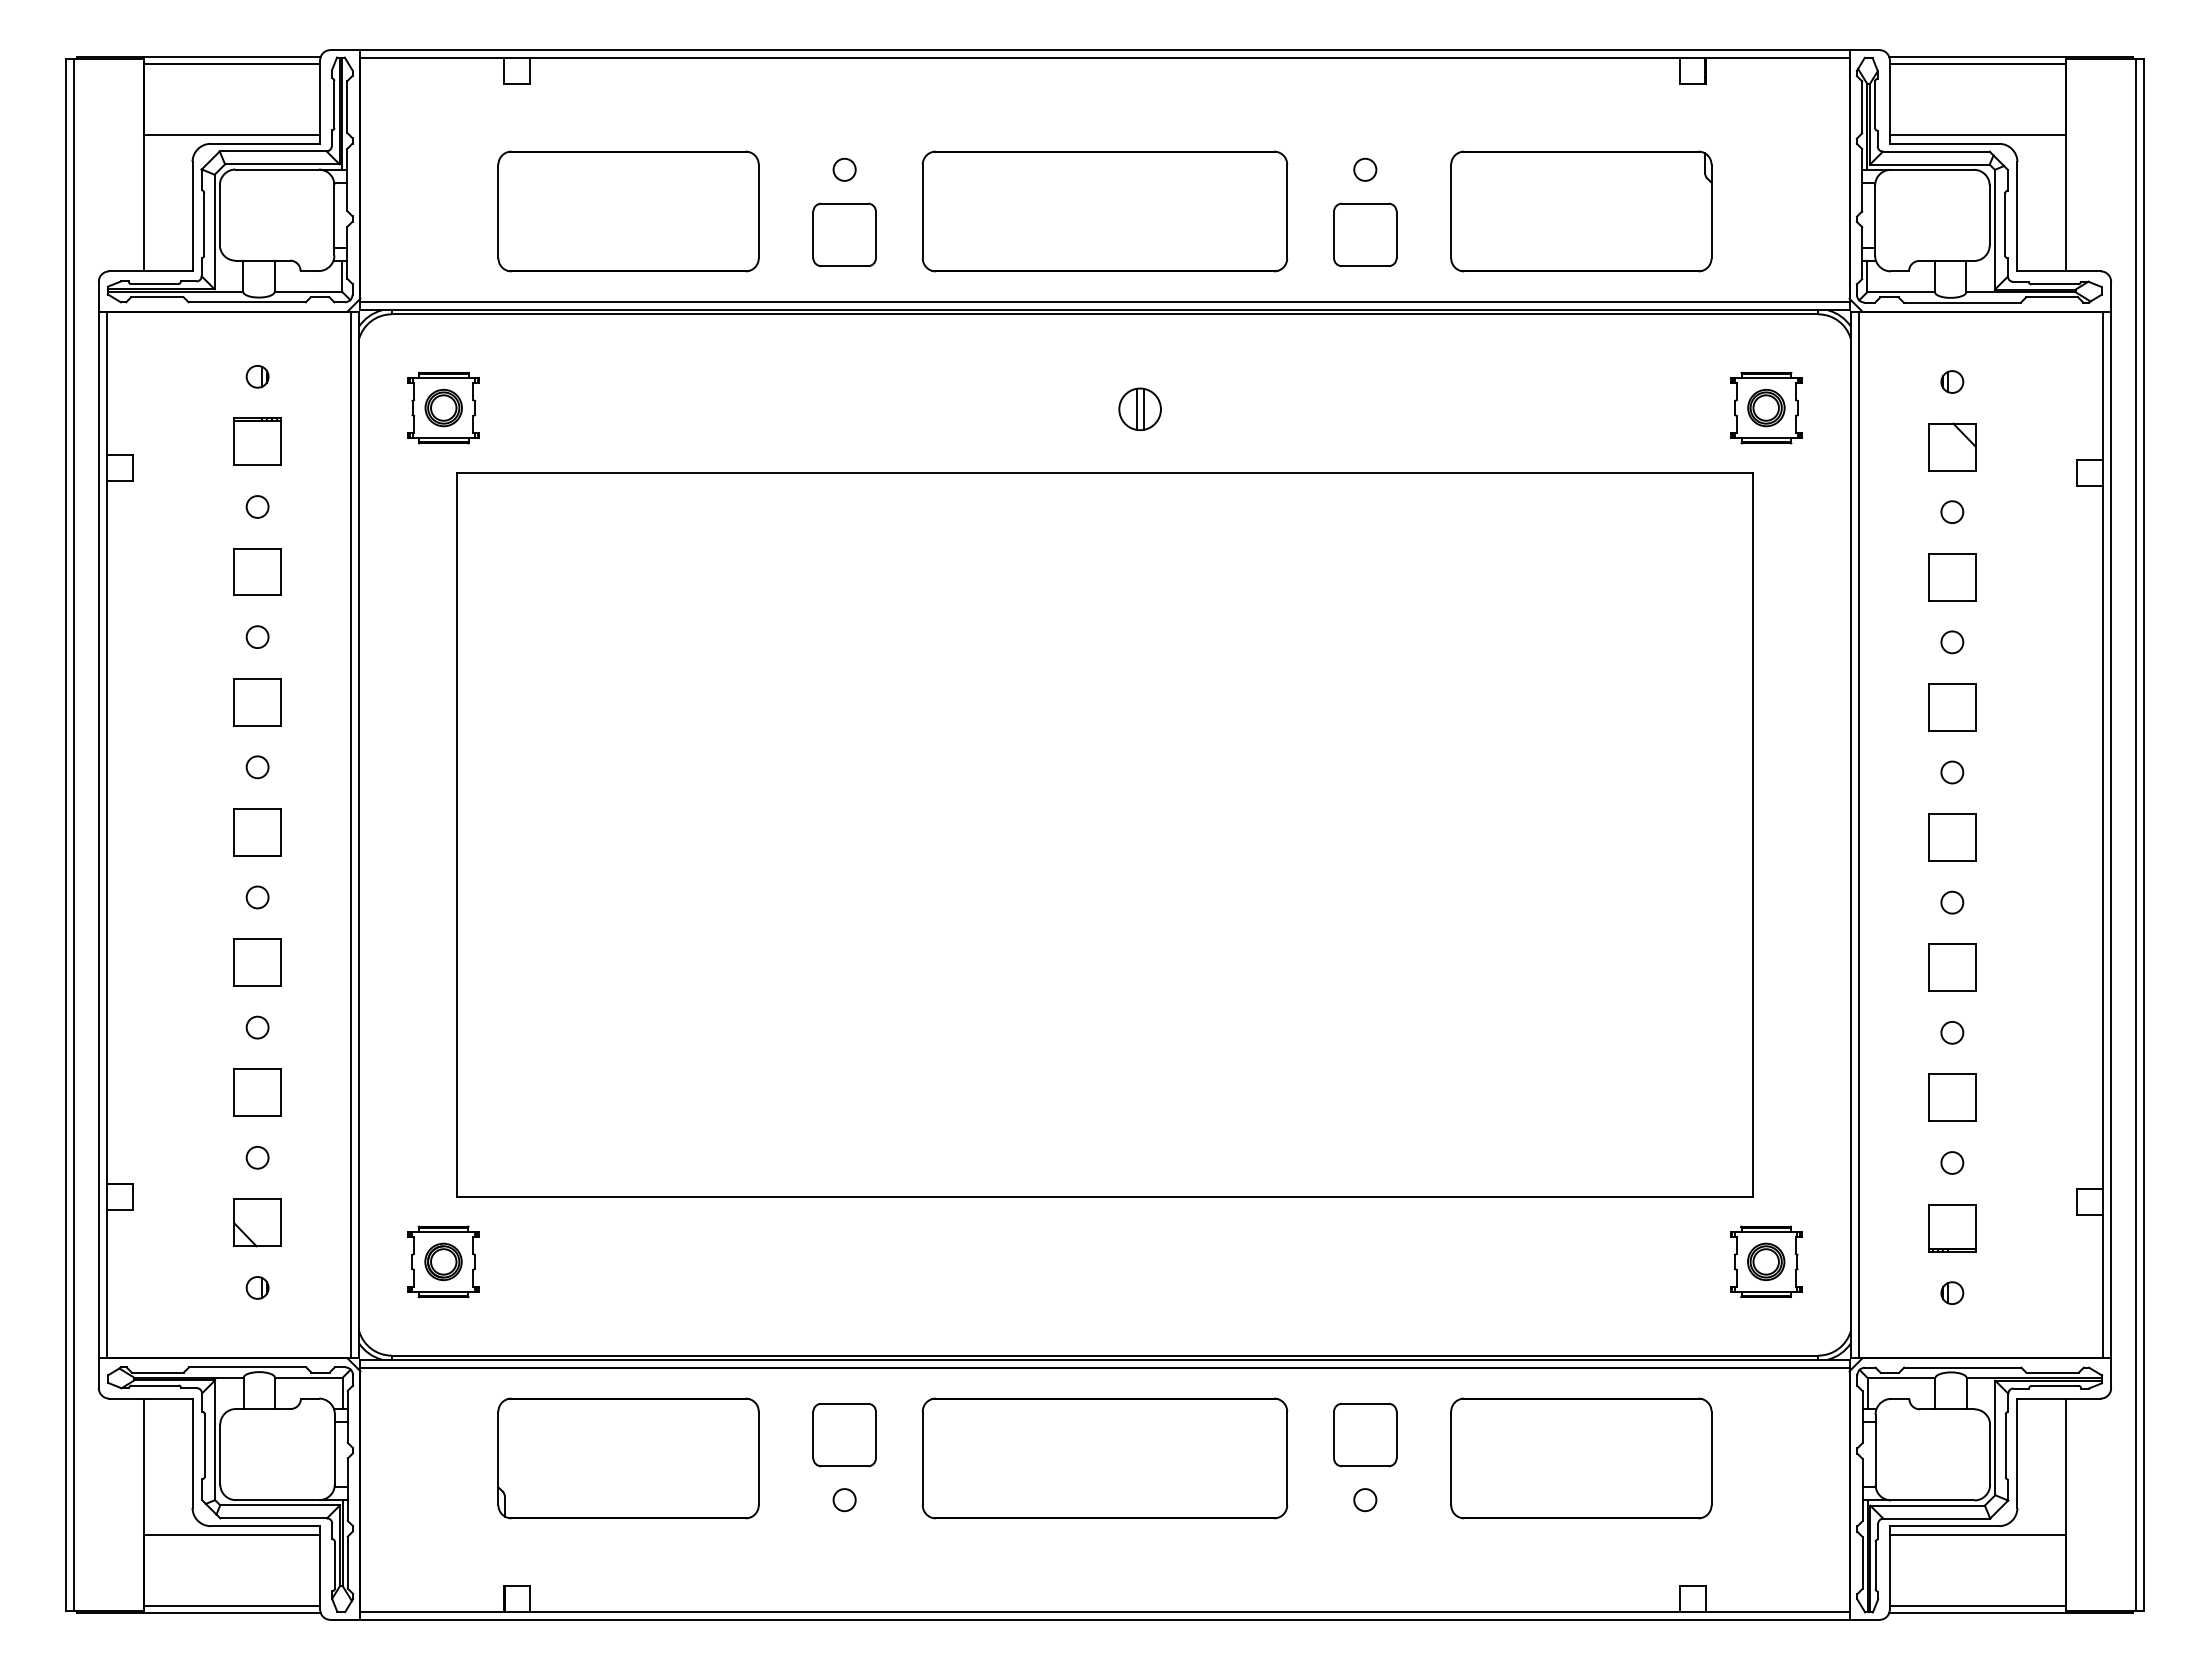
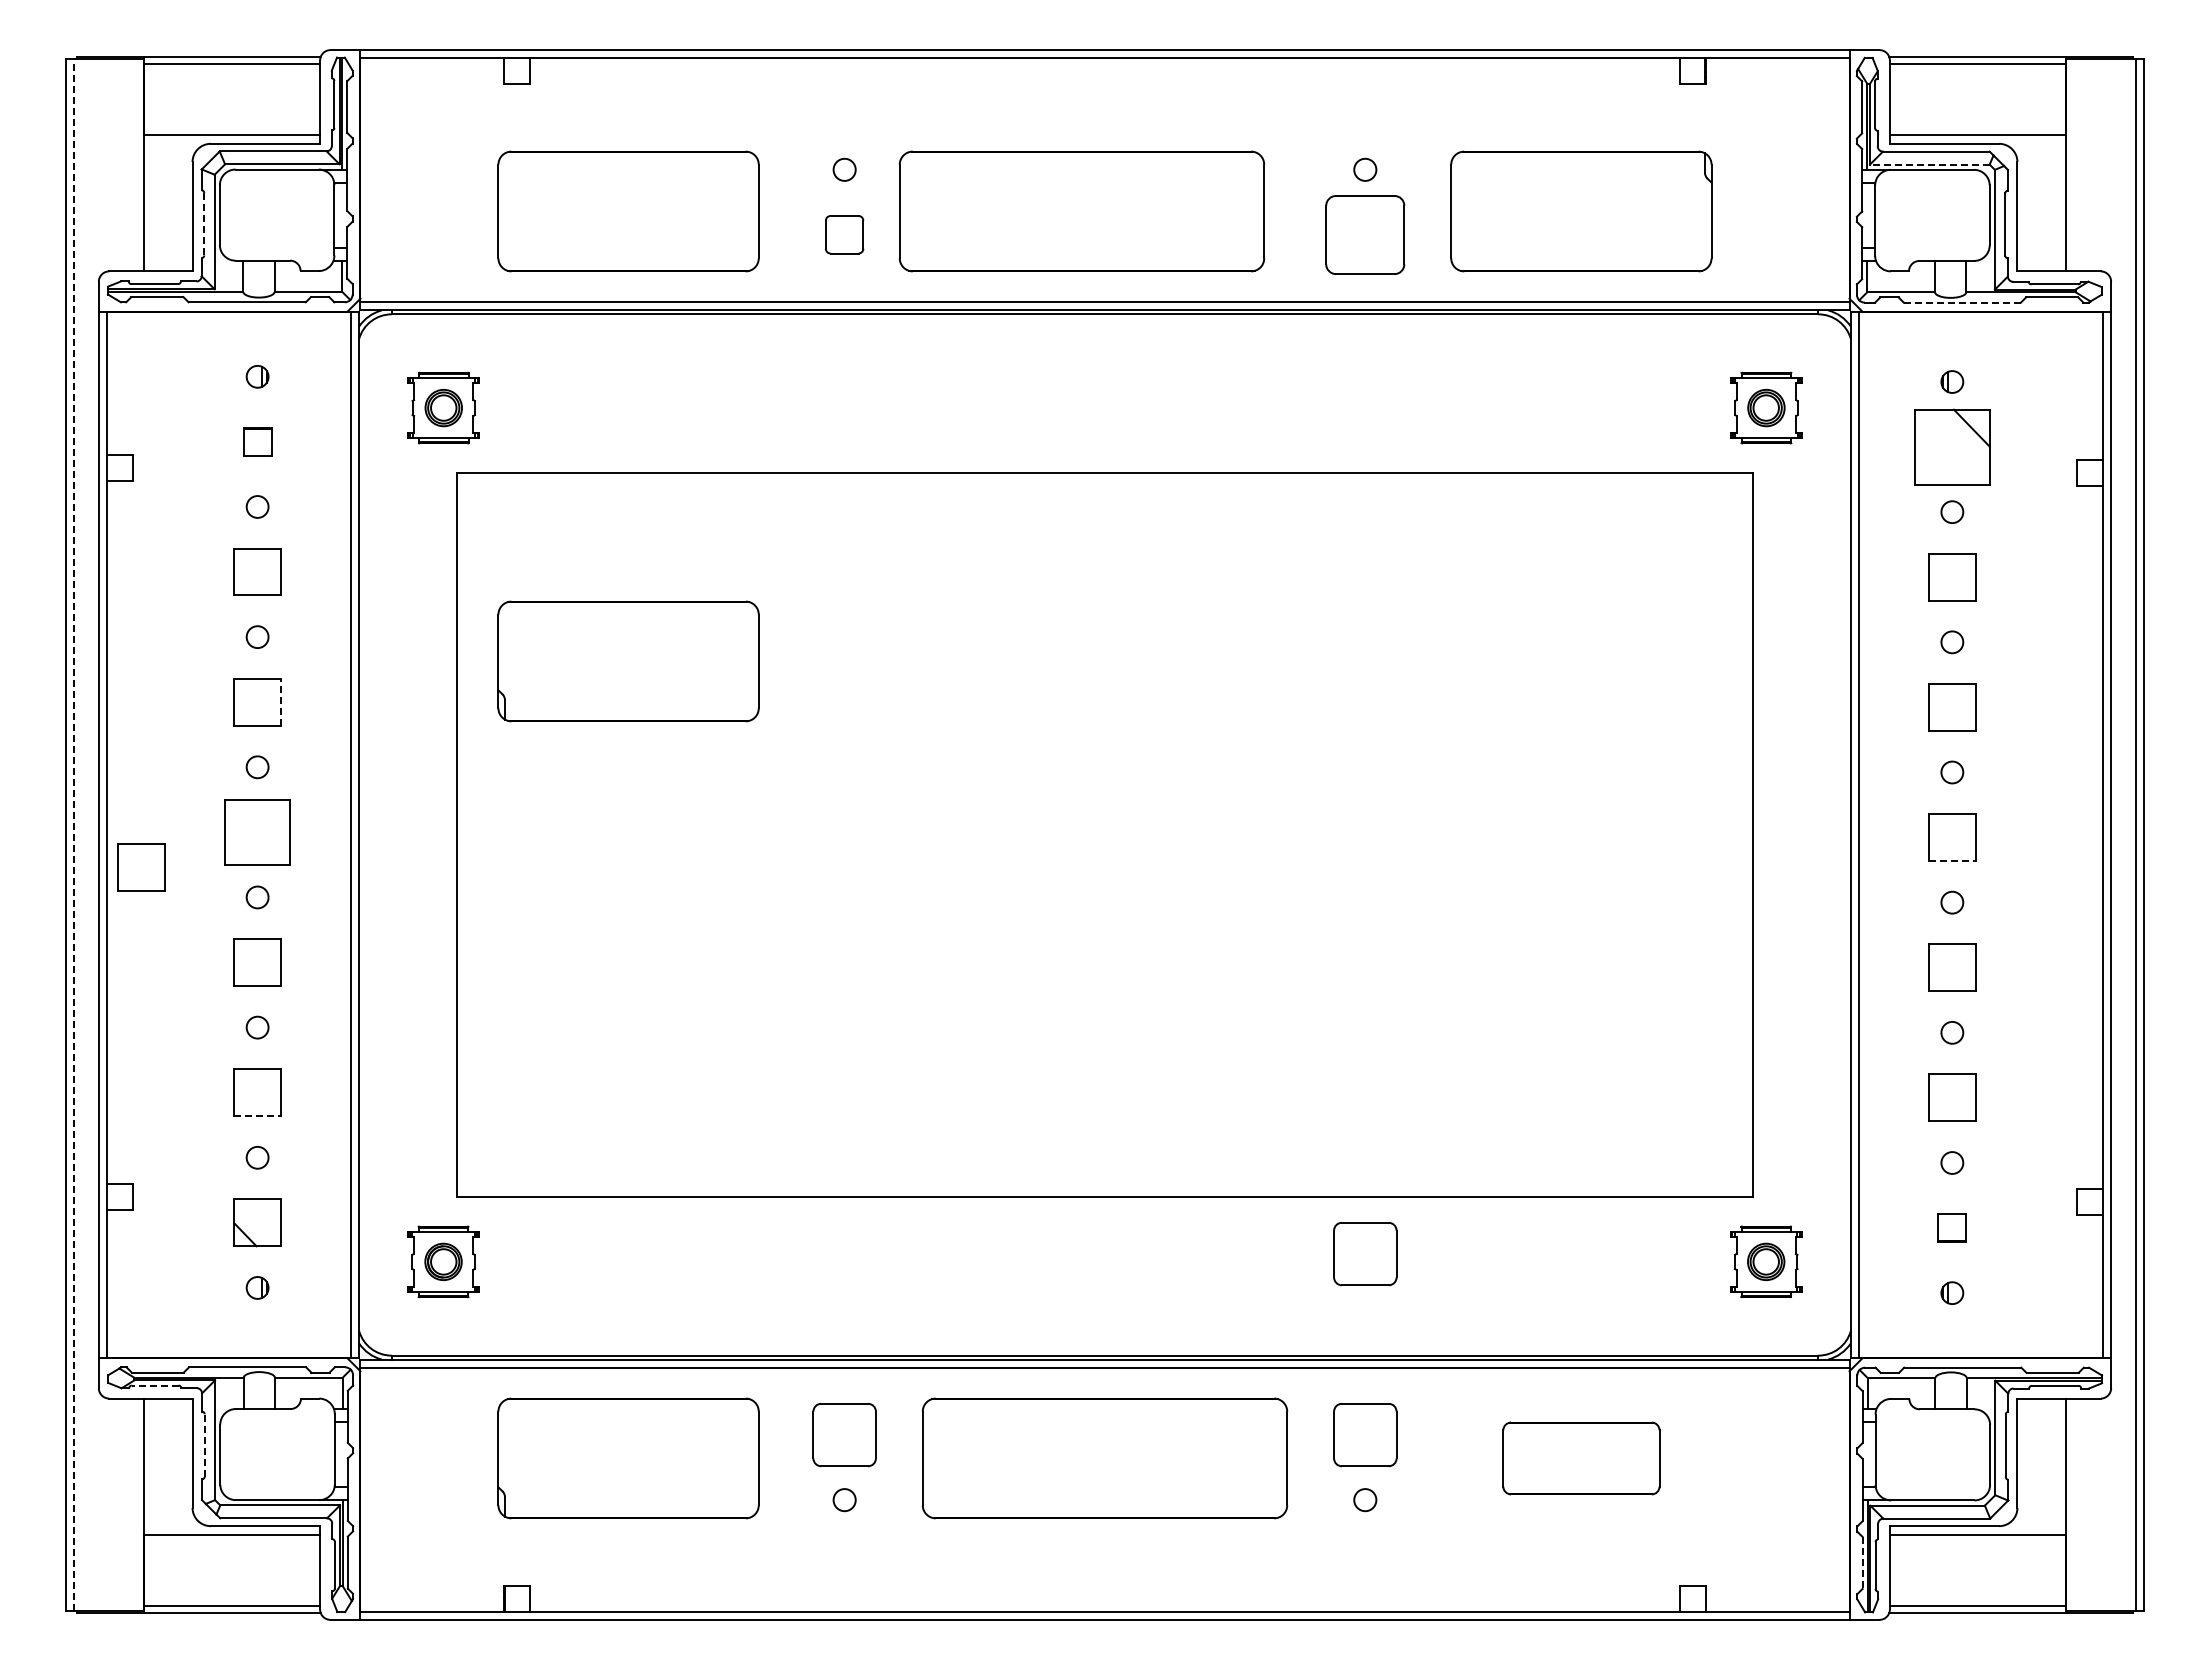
line: solid -> dashed (1929, 164)
part position: (1104, 211) -> (1081, 211) (1081, 211)
line: solid -> dashed (204, 224)
part size: 65x65 px -> 40x40 px (844, 234)
part size: 65x65 px -> 81x80 px (1365, 234)
line: solid -> dashed (1962, 302)
part: present -> none (1139, 408)
part size: 49x49 px -> 30x30 px (257, 441)
part size: 49x50 px -> 77x78 px (1952, 446)
part: none -> present (628, 661)
line: solid -> dashed (281, 701)
part size: 49x49 px -> 67x67 px (257, 832)
line: solid -> dashed (74, 834)
line: solid -> dashed (1952, 861)
part: none -> present (141, 867)
line: solid -> dashed (258, 1116)
part size: 49x49 px -> 30x30 px (1951, 1227)
part: none -> present (1365, 1254)
line: solid -> dashed (154, 1385)
line: solid -> dashed (204, 1444)
part size: 263x123 px -> 159x75 px (1581, 1458)
line: solid -> dashed (1862, 1563)
